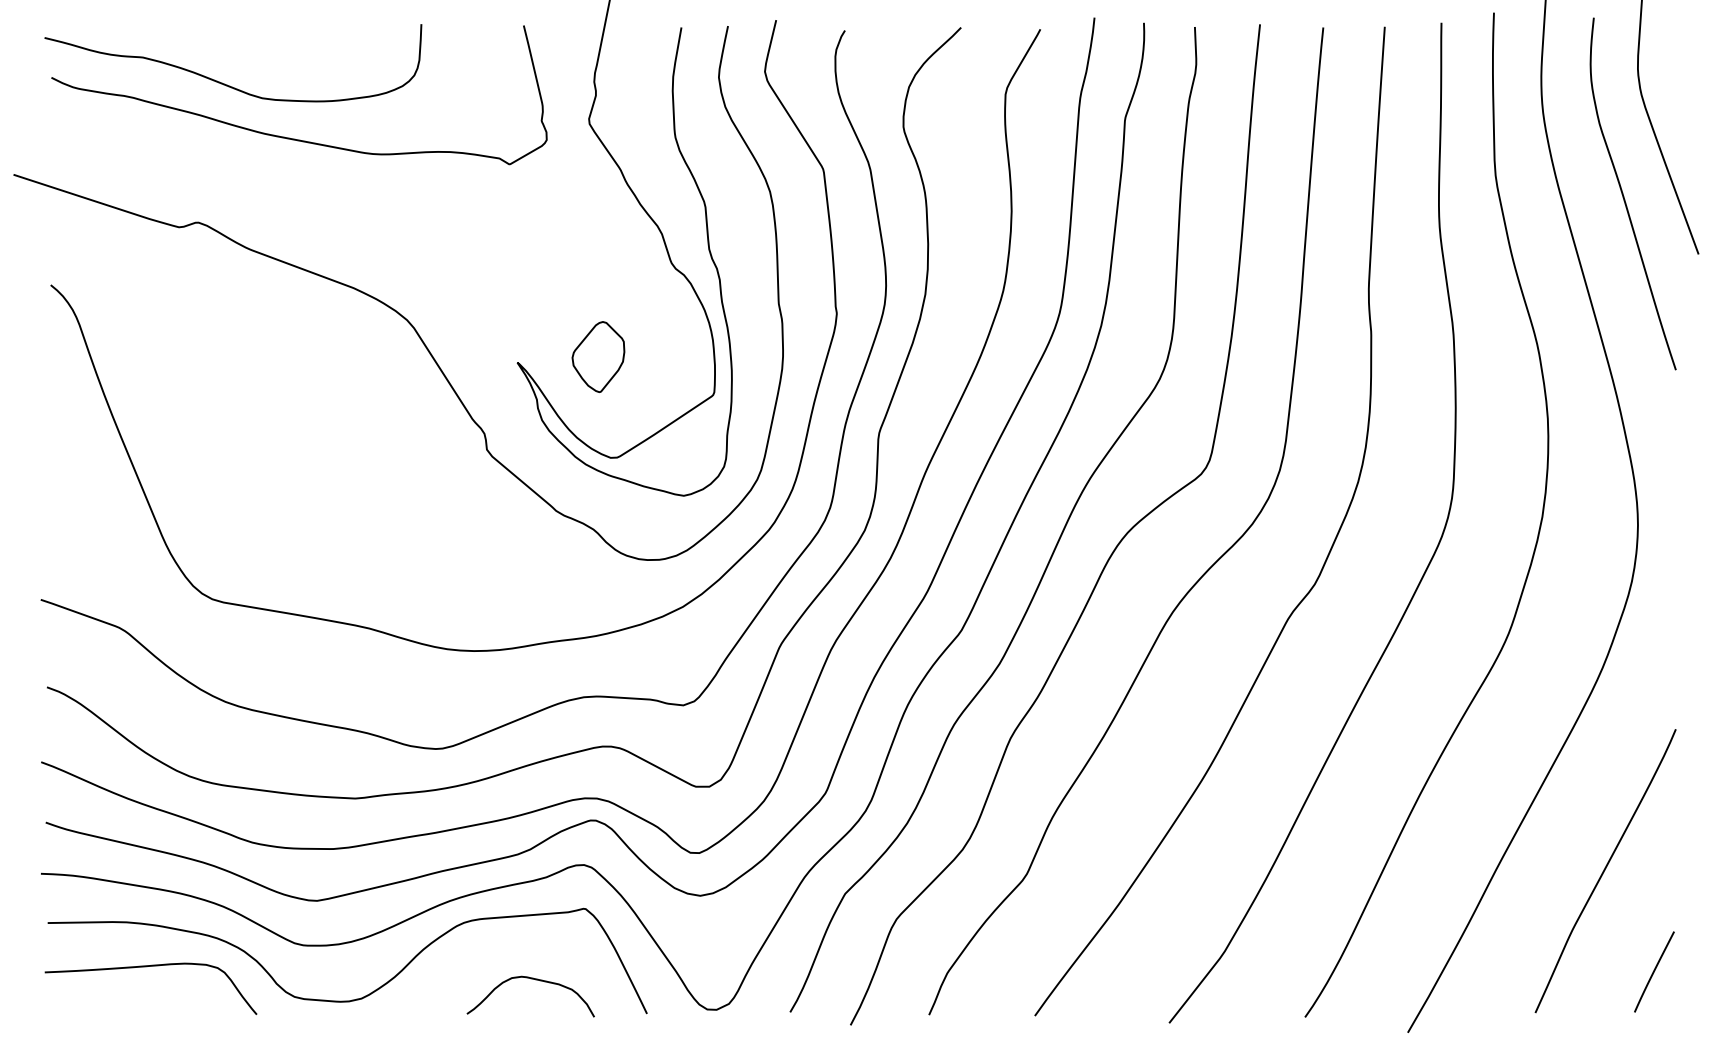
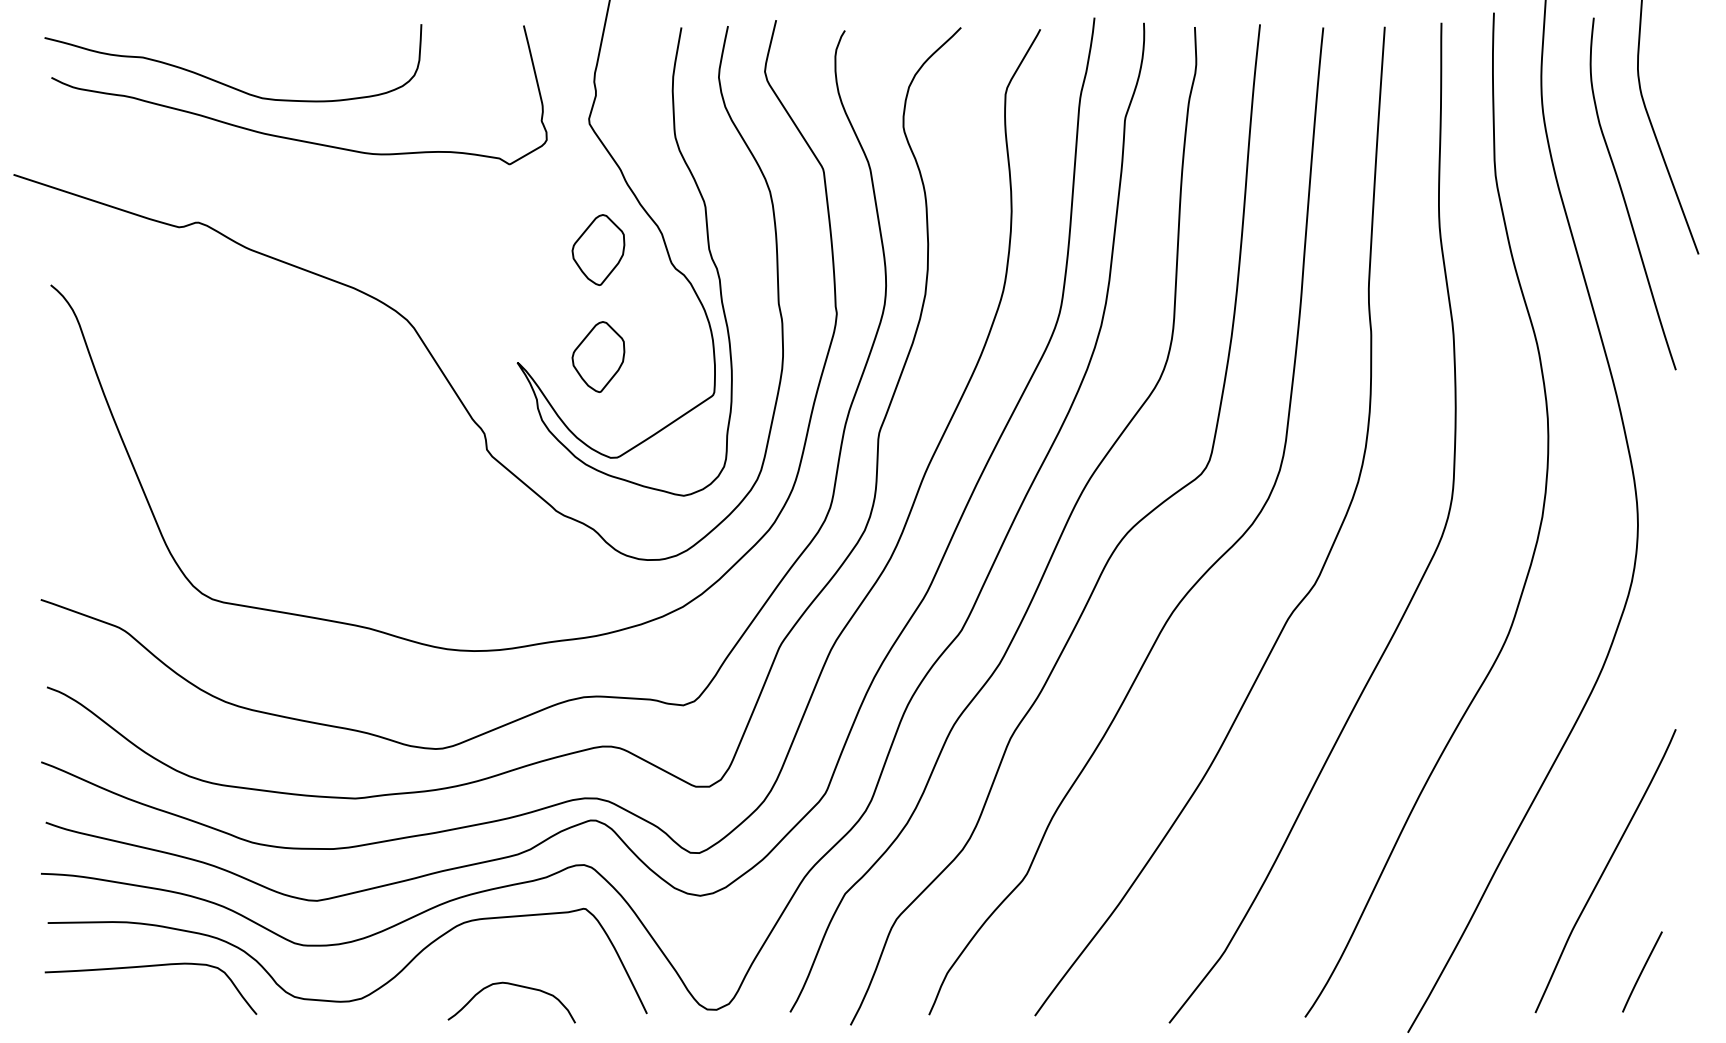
part: none -> present (598, 249)
curve position: (1654, 971) -> (1642, 971) (1642, 971)
curve position: (535, 980) -> (516, 986) (516, 986)
